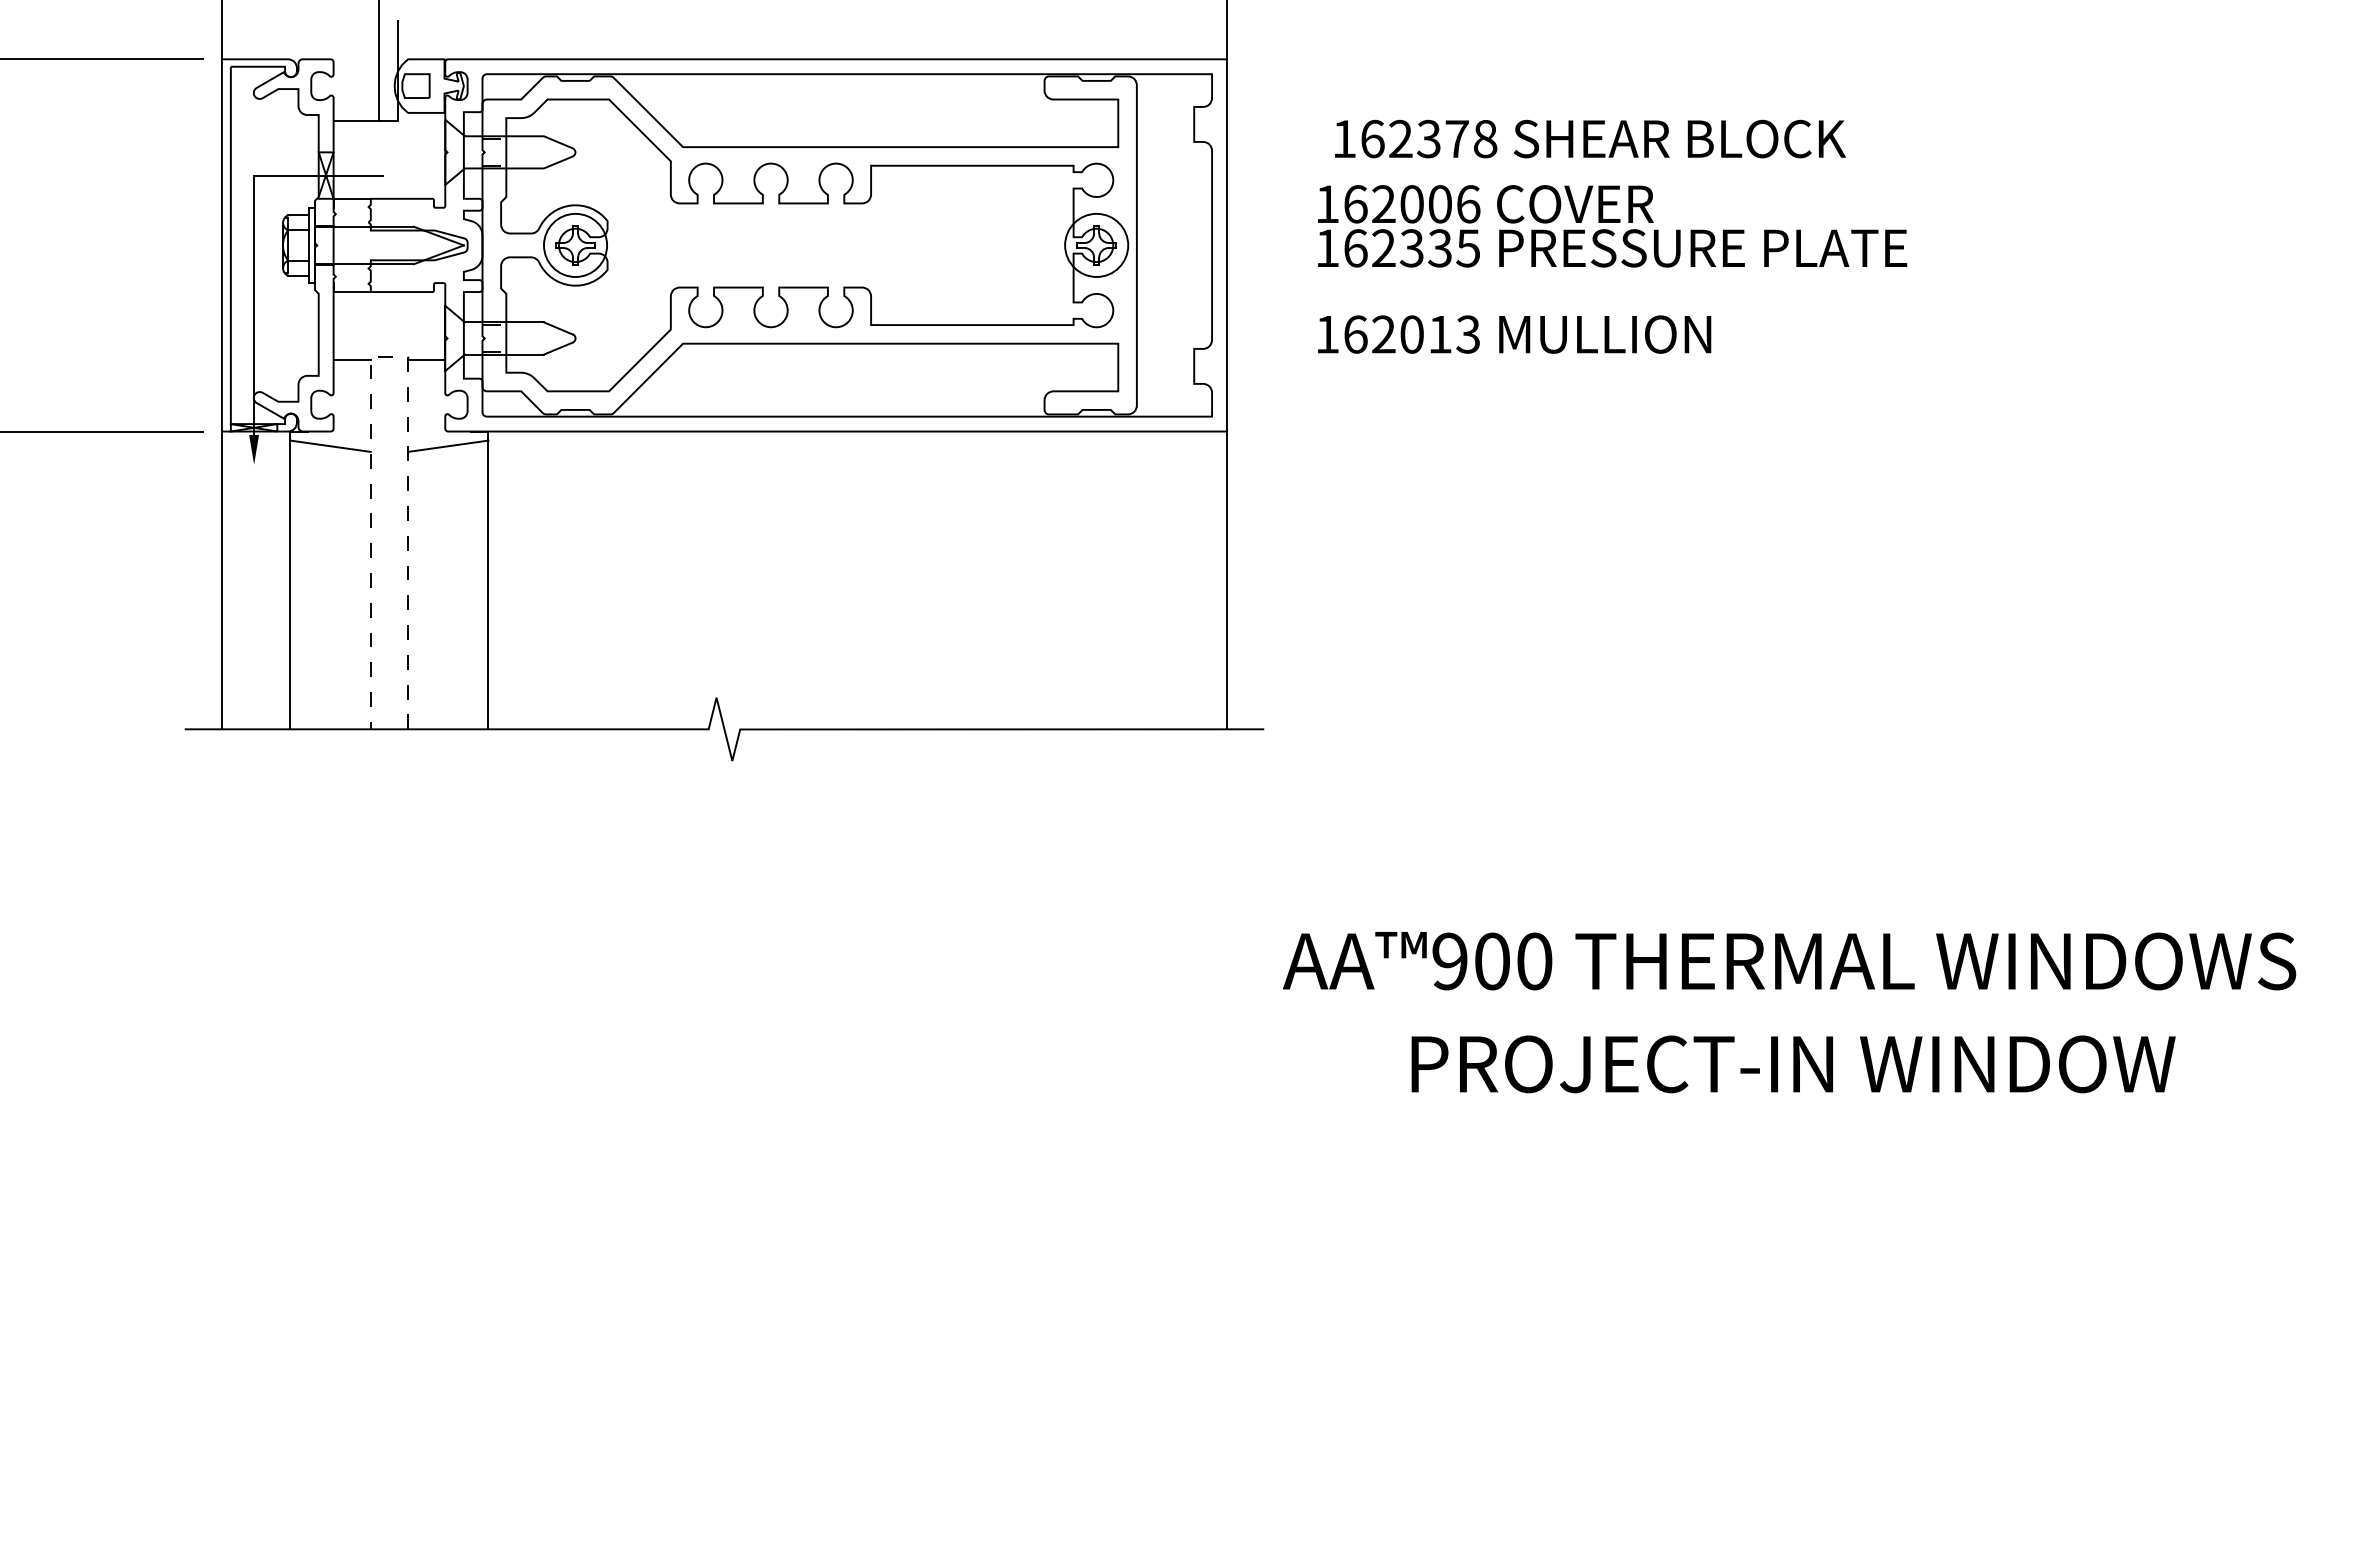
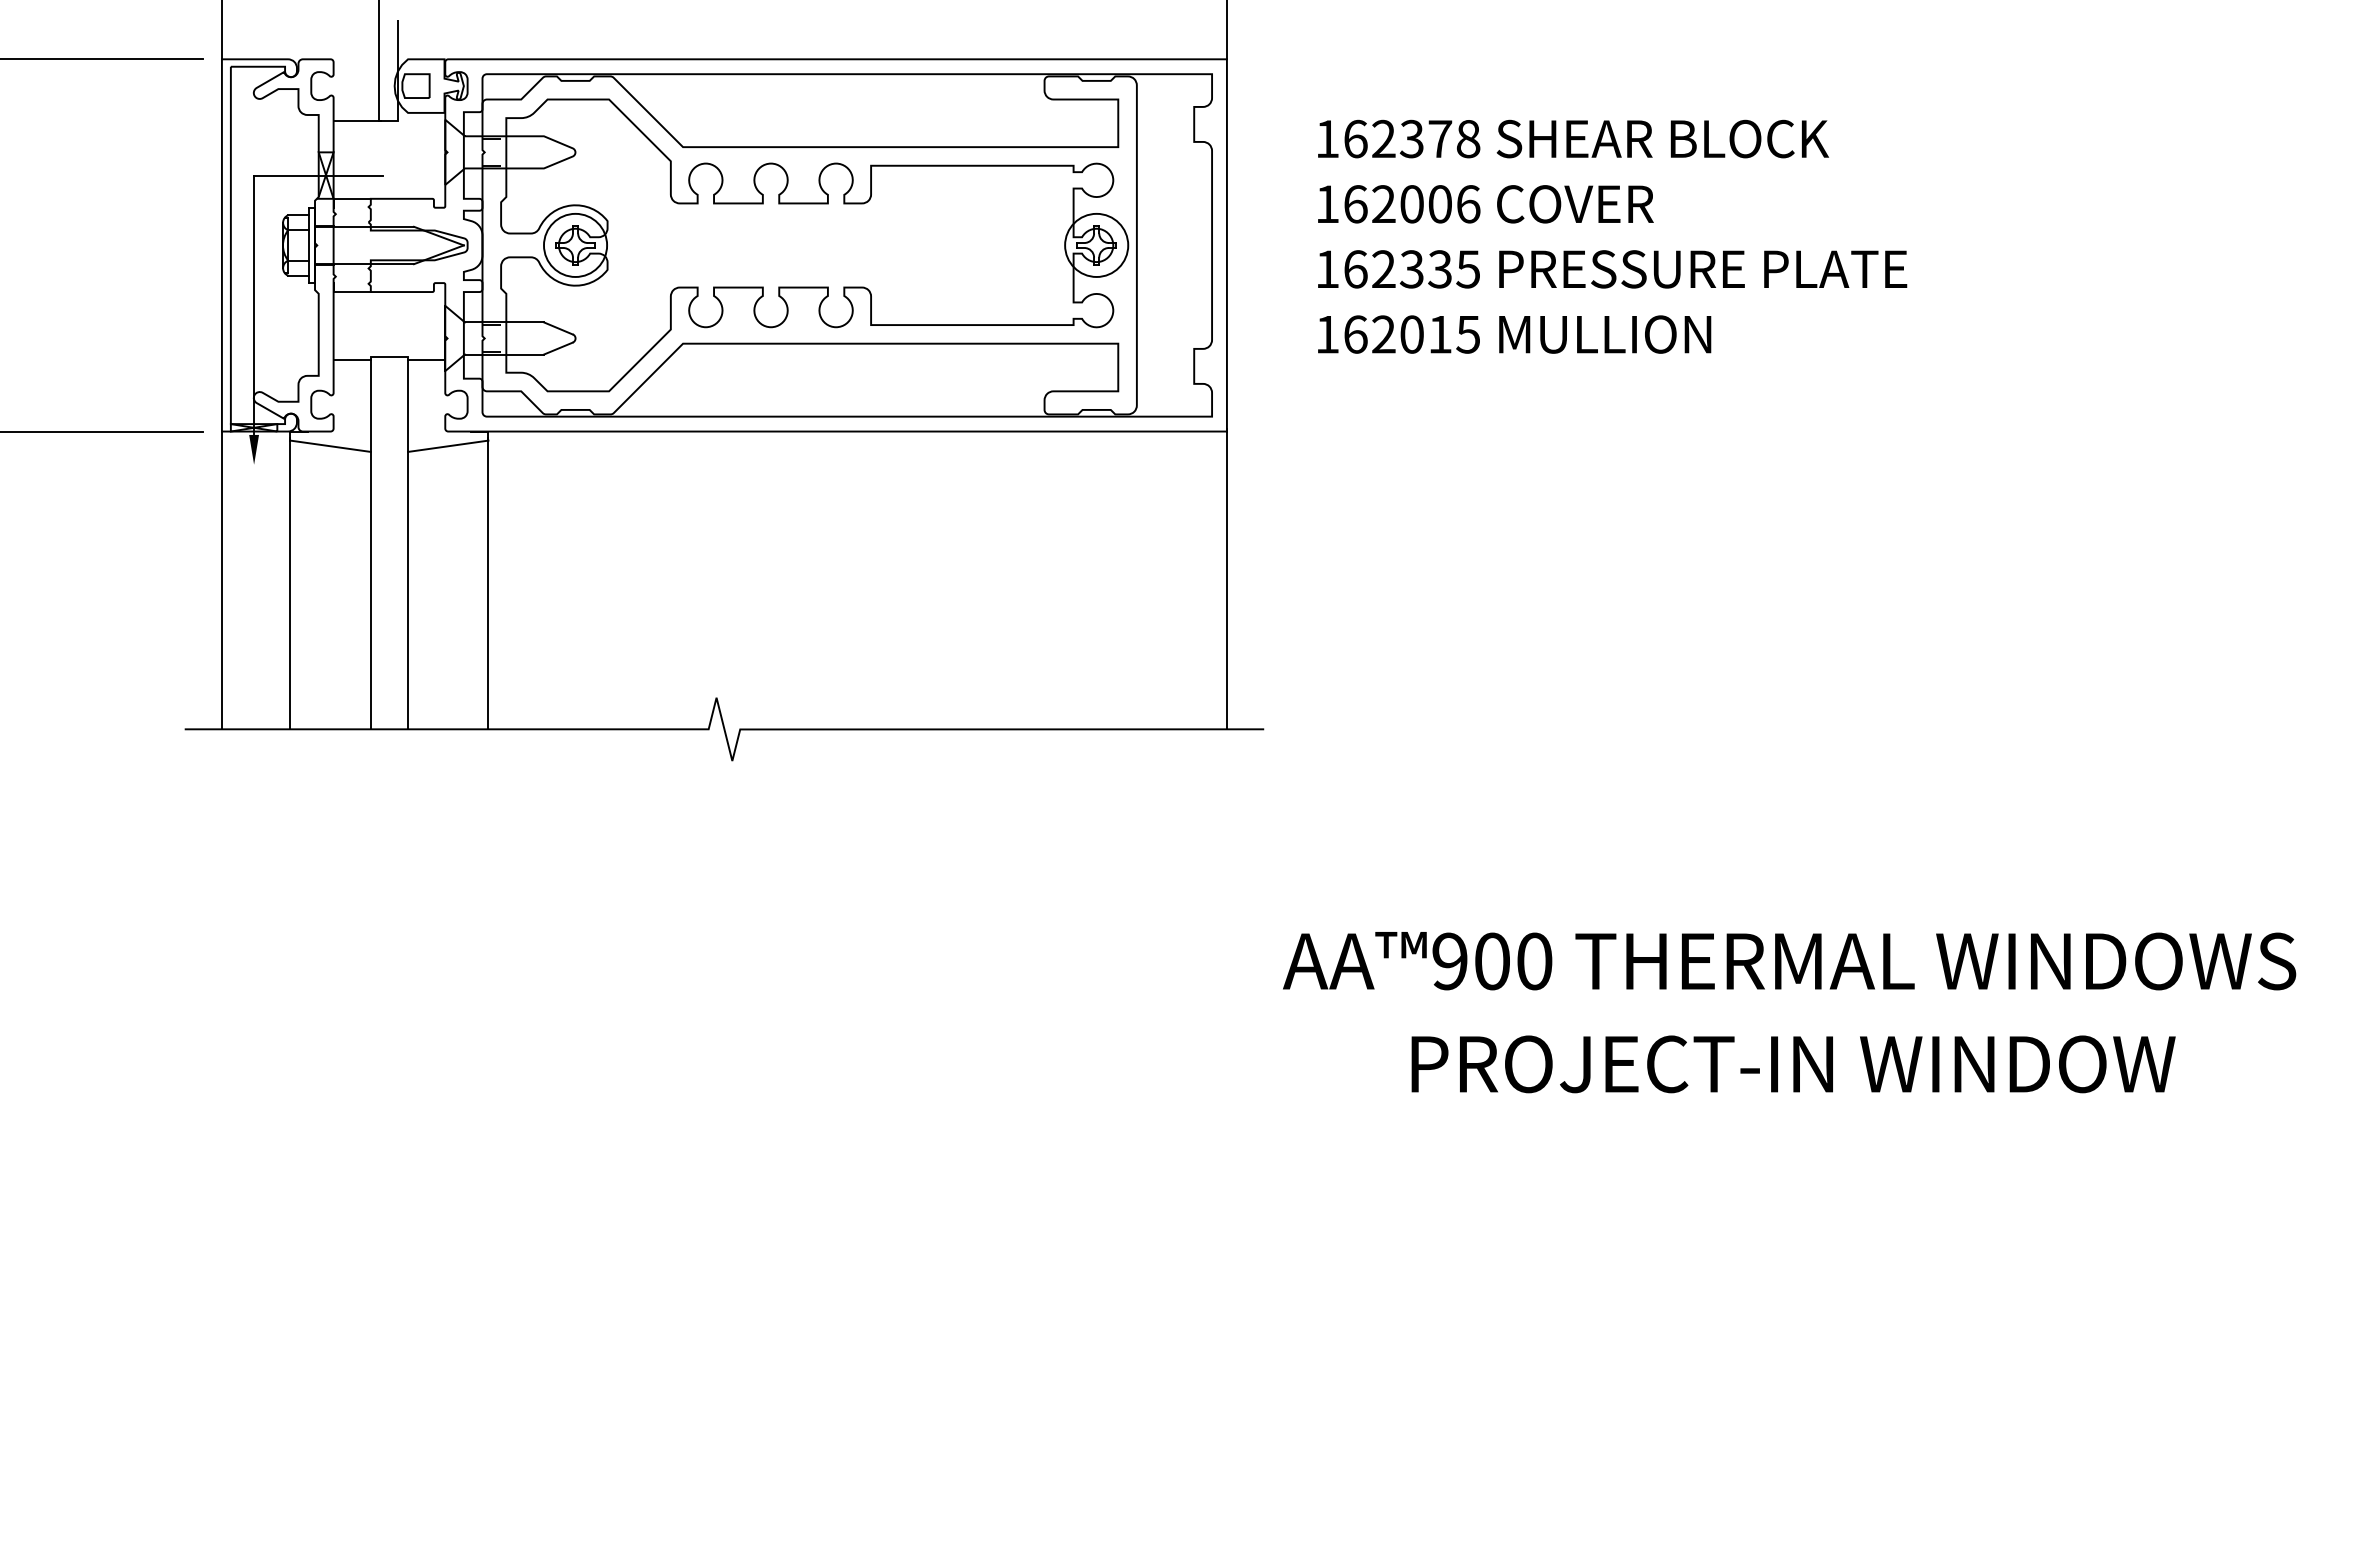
text position: (1590, 138) -> (1573, 138) (1573, 138)
text position: (1612, 248) -> (1612, 269) (1612, 269)
text: 162013 -> 162015 (1467, 334)
line: dashed -> solid (389, 357)
